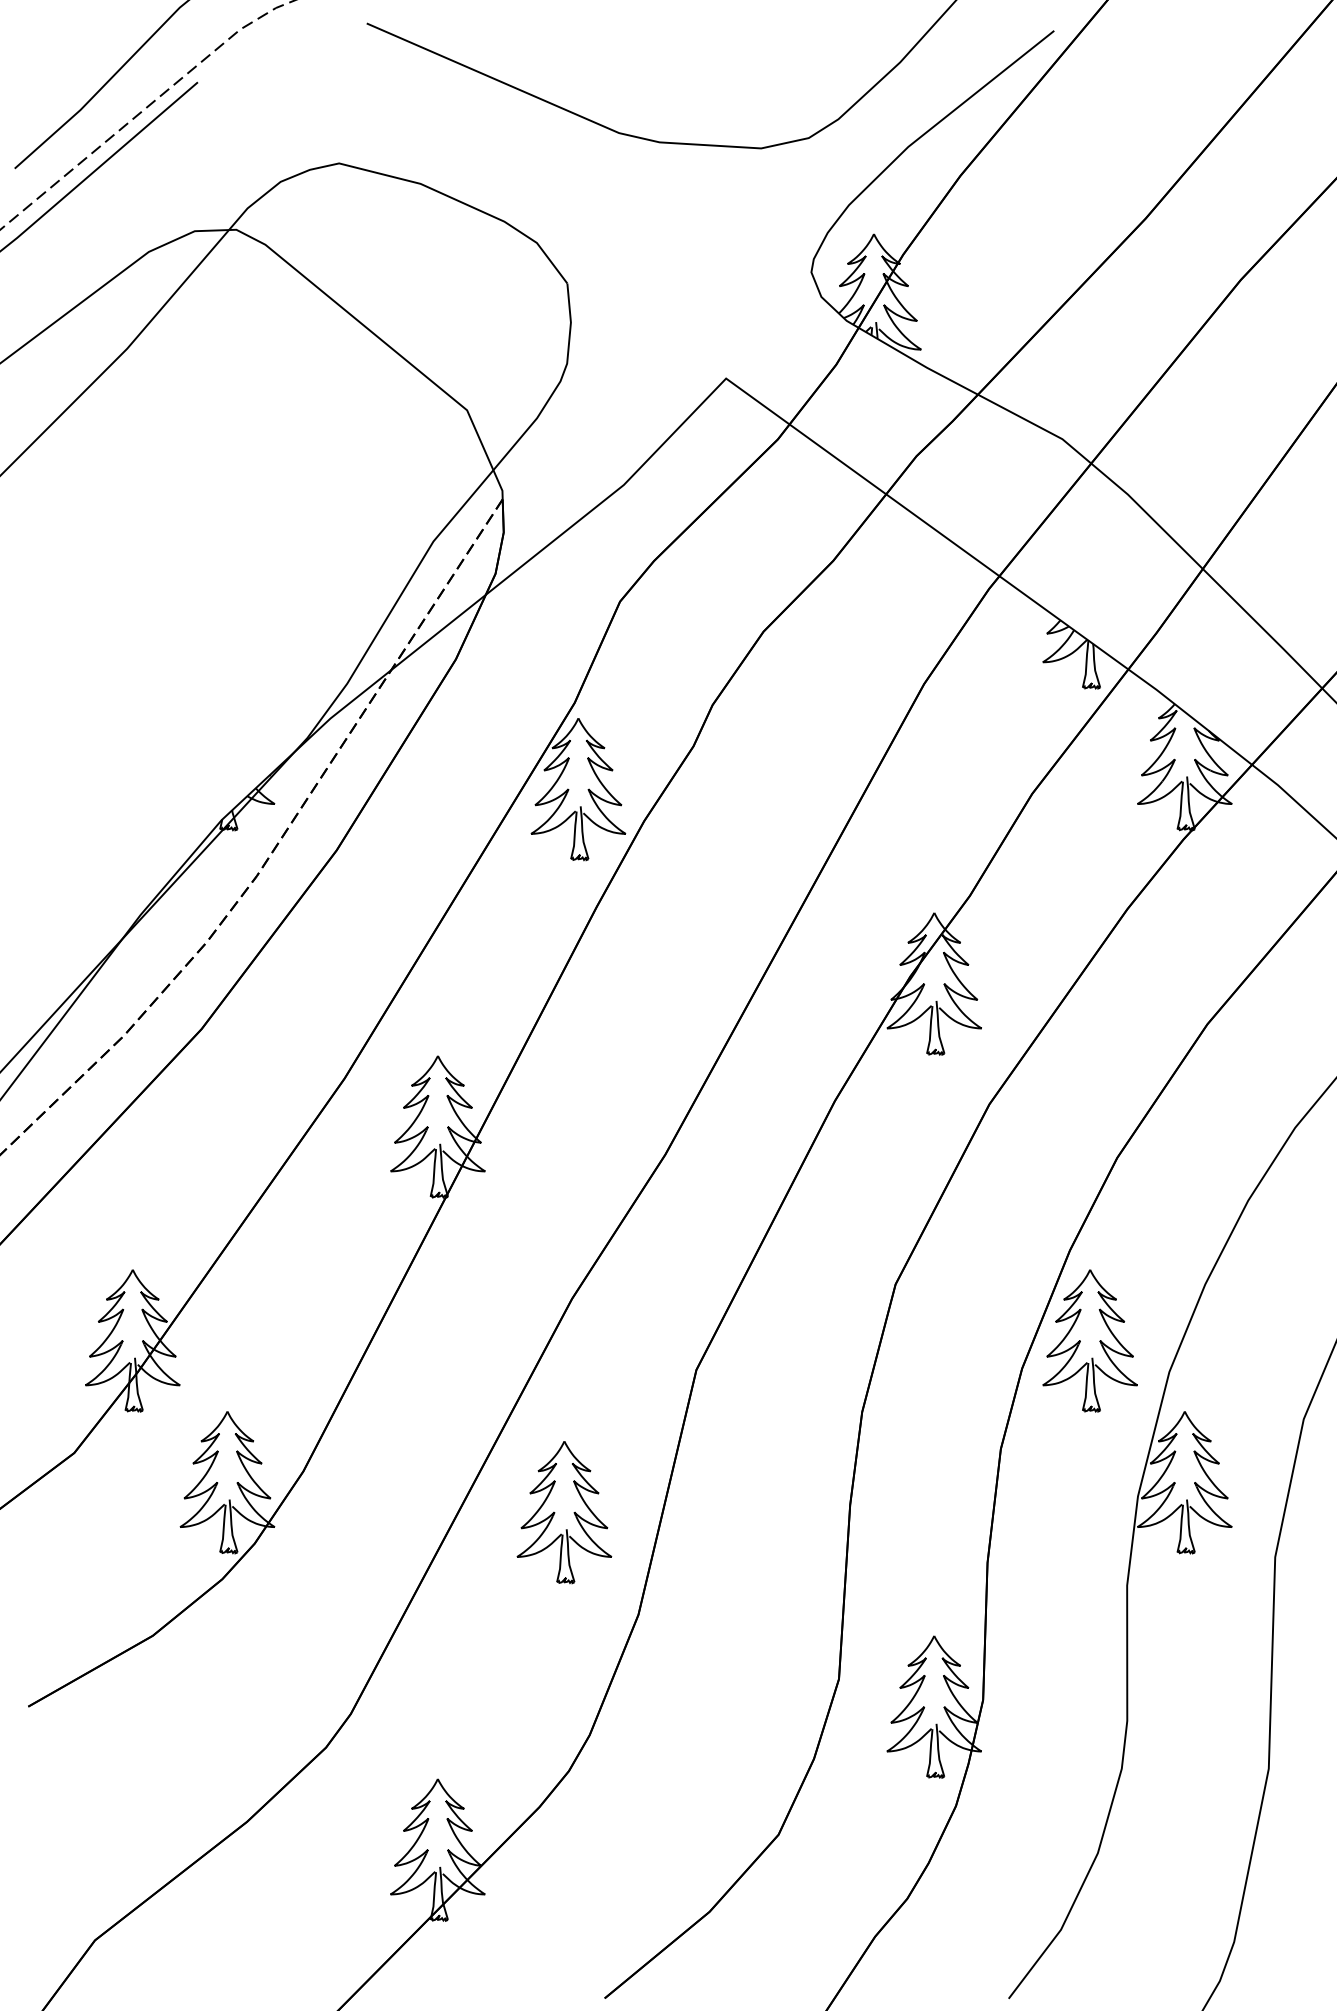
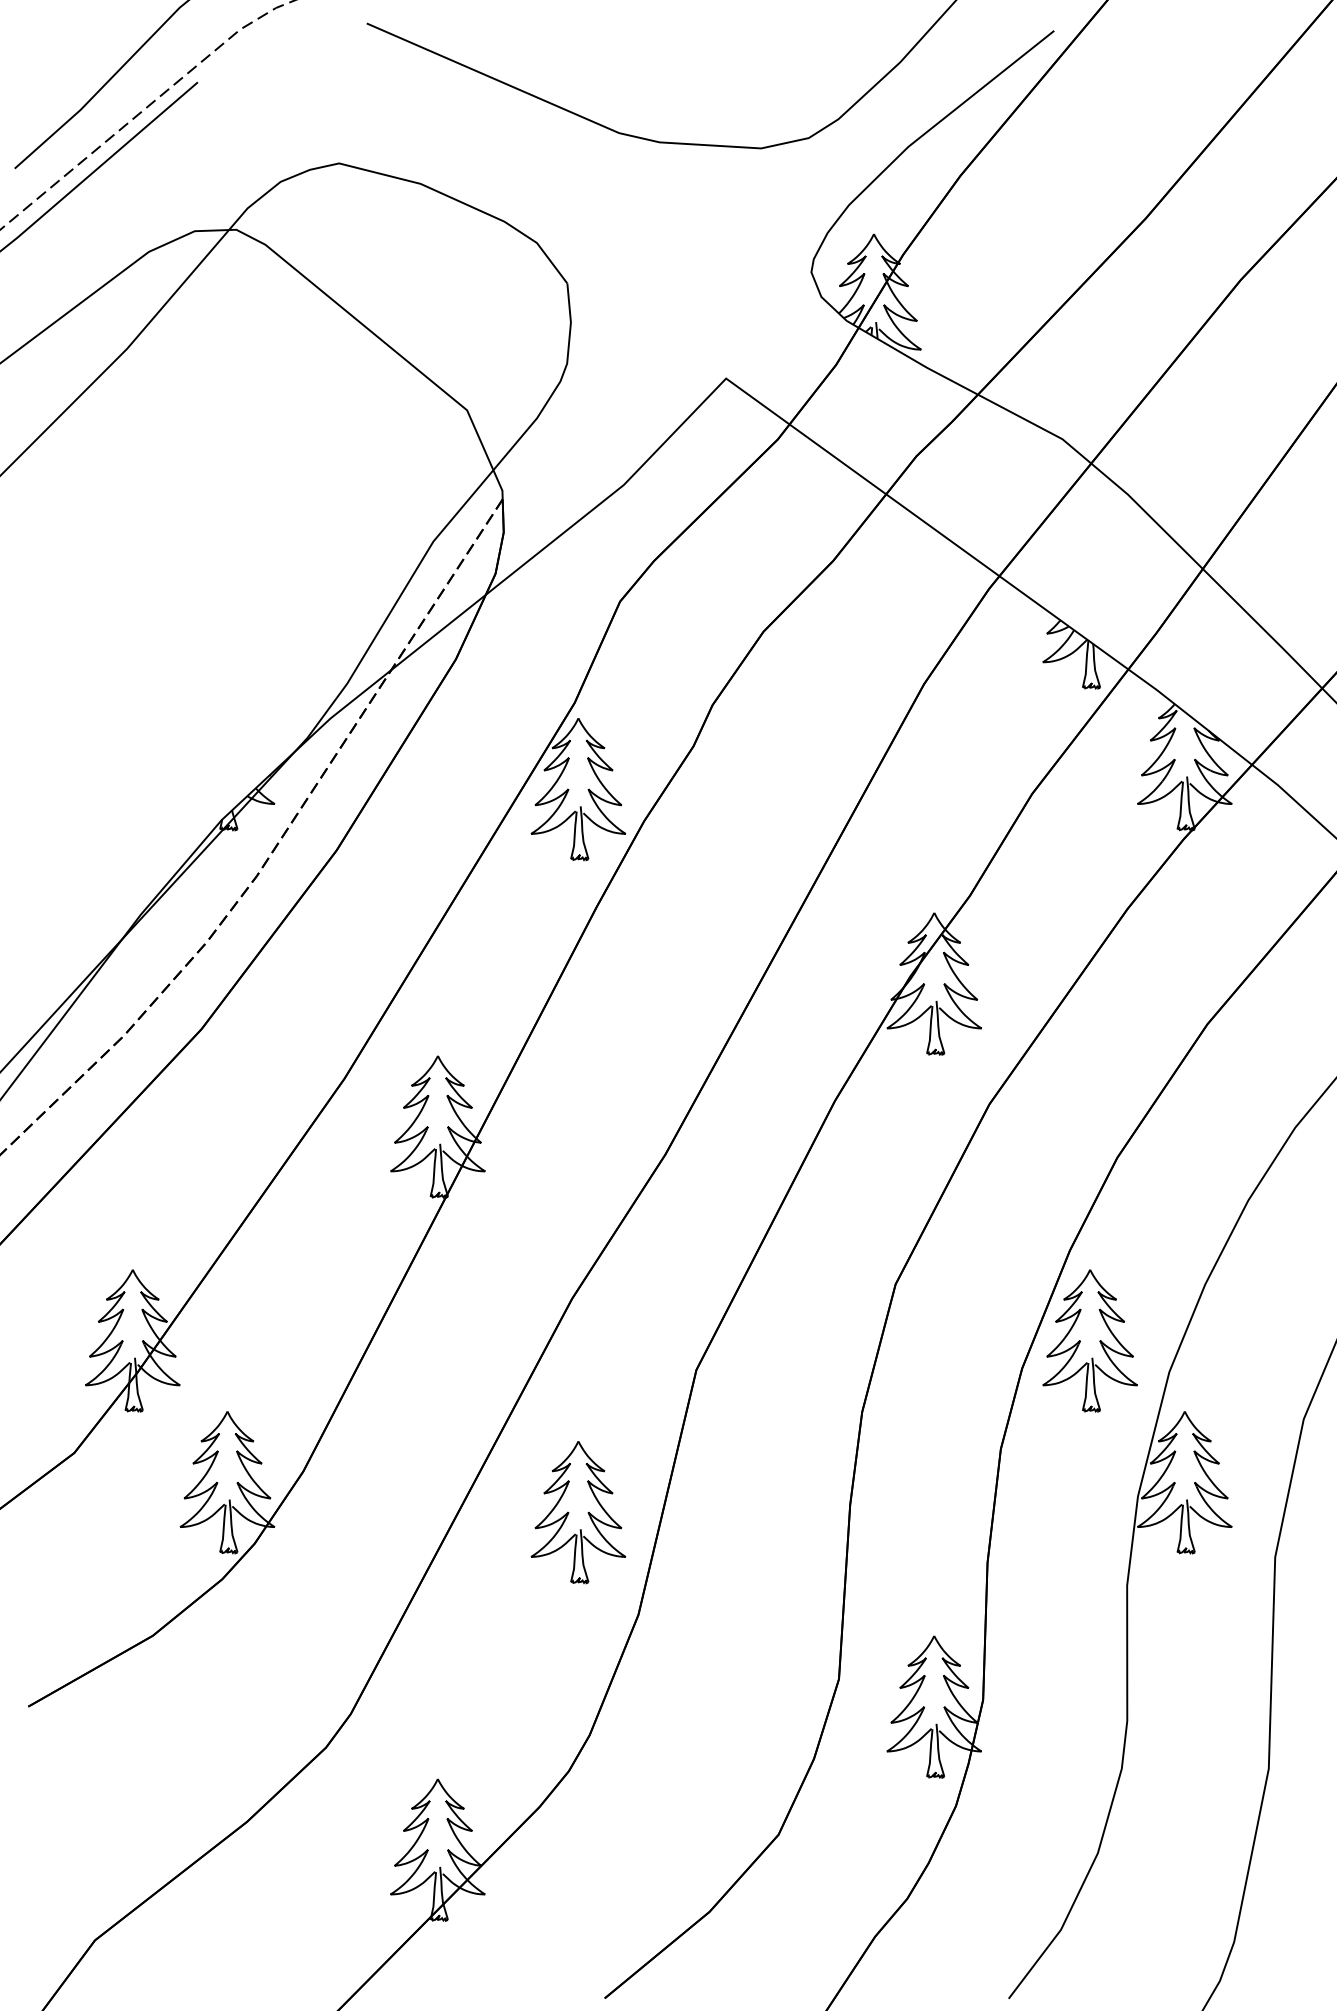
part position: (564, 1512) -> (578, 1512) (578, 1512)
